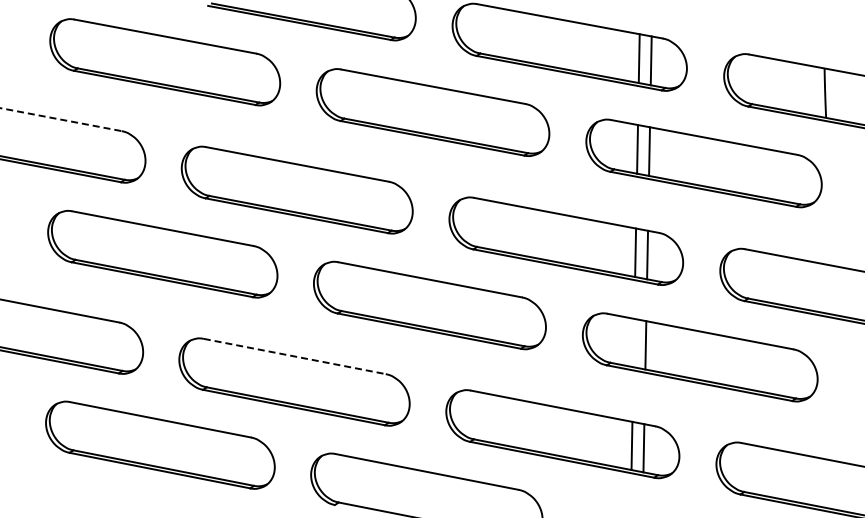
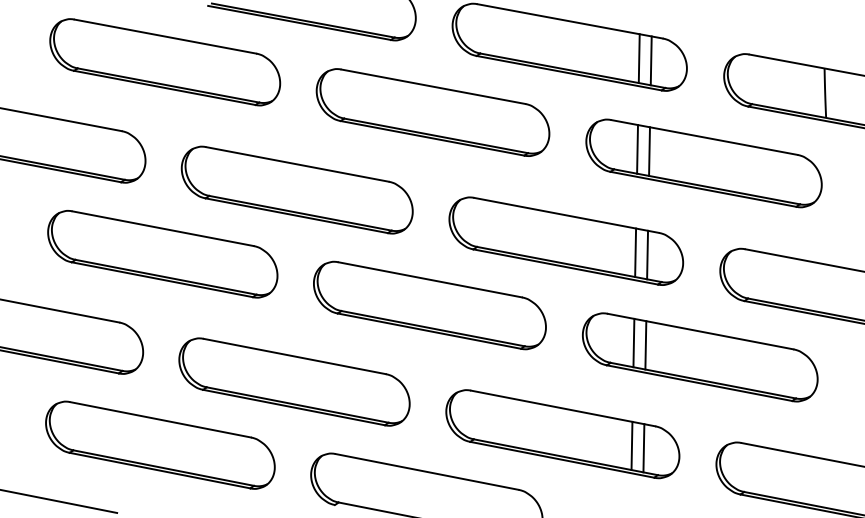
line: dashed -> solid (60, 119)
line: none -> present (633, 342)
line: dashed -> solid (294, 356)
line: none -> present (59, 501)
